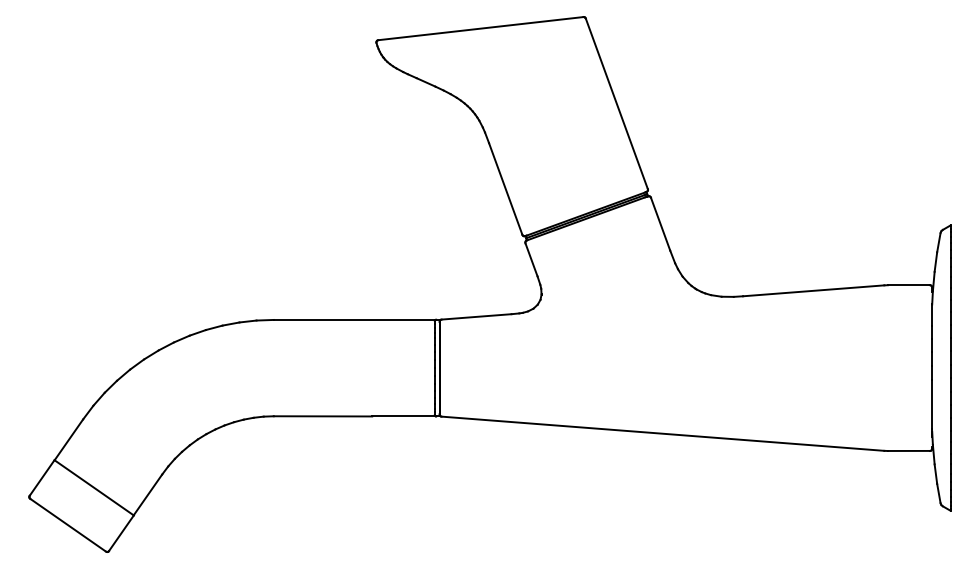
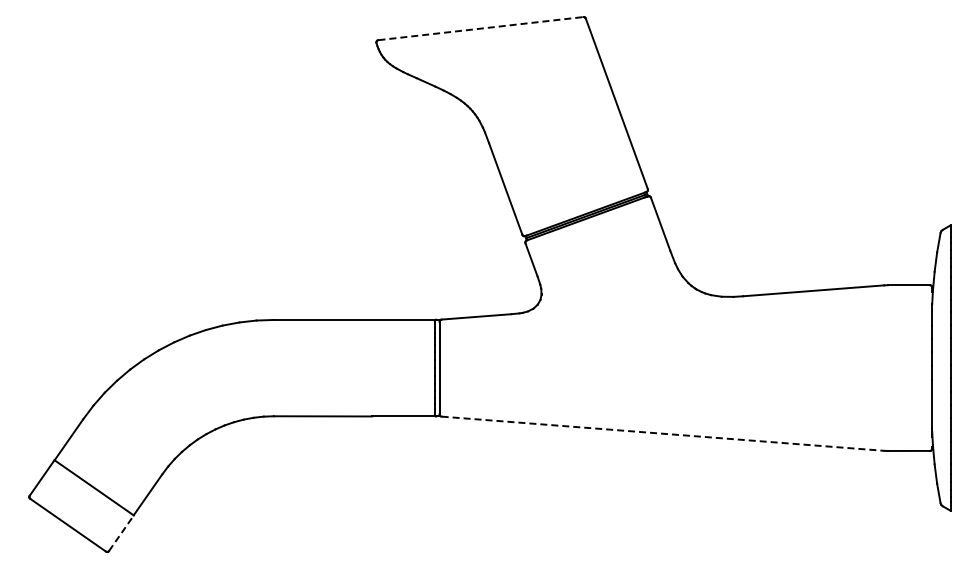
line: solid -> dashed (481, 28)
line: solid -> dashed (663, 433)
line: solid -> dashed (121, 533)
